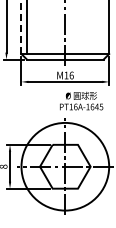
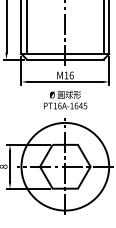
line: dashed -> solid (21, 27)
line: none -> present (103, 28)
text position: (81, 100) -> (65, 99) (65, 99)
